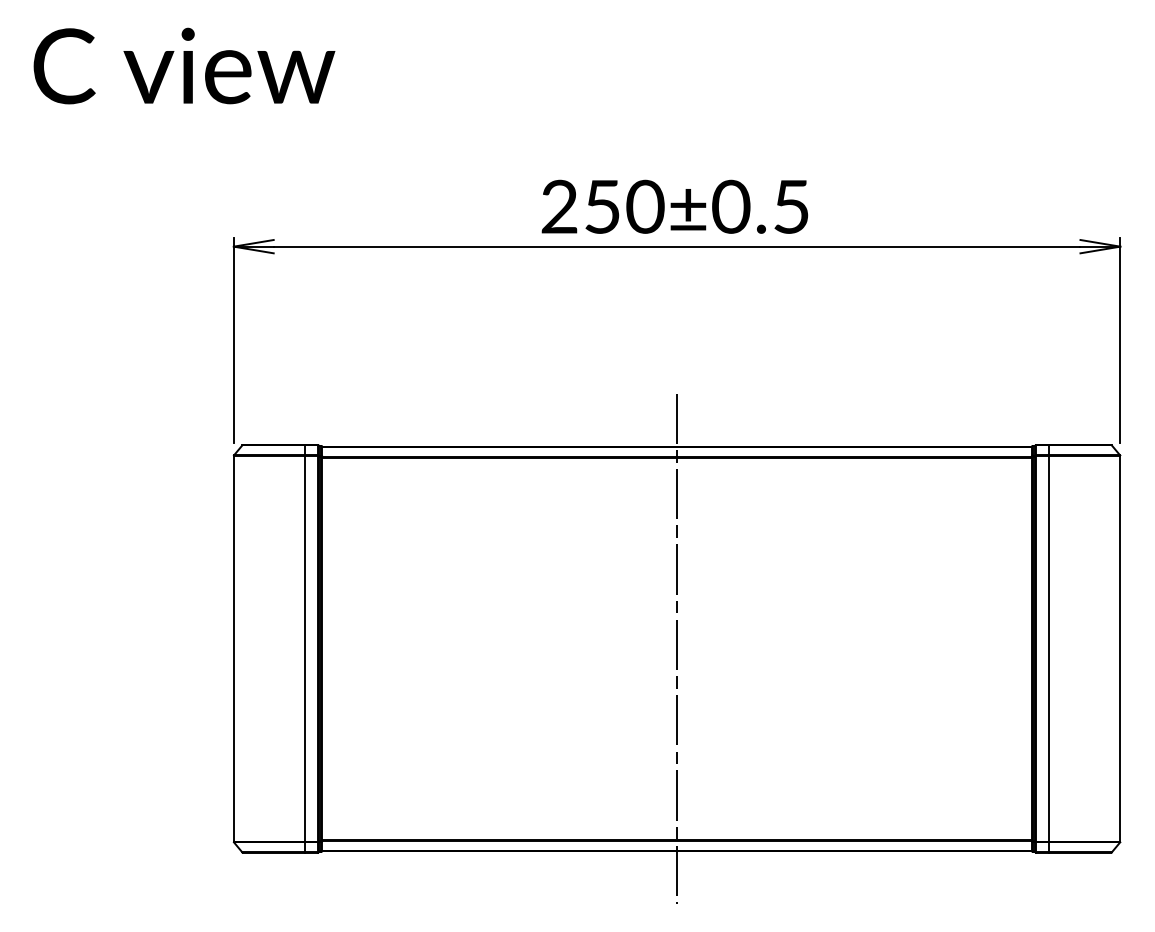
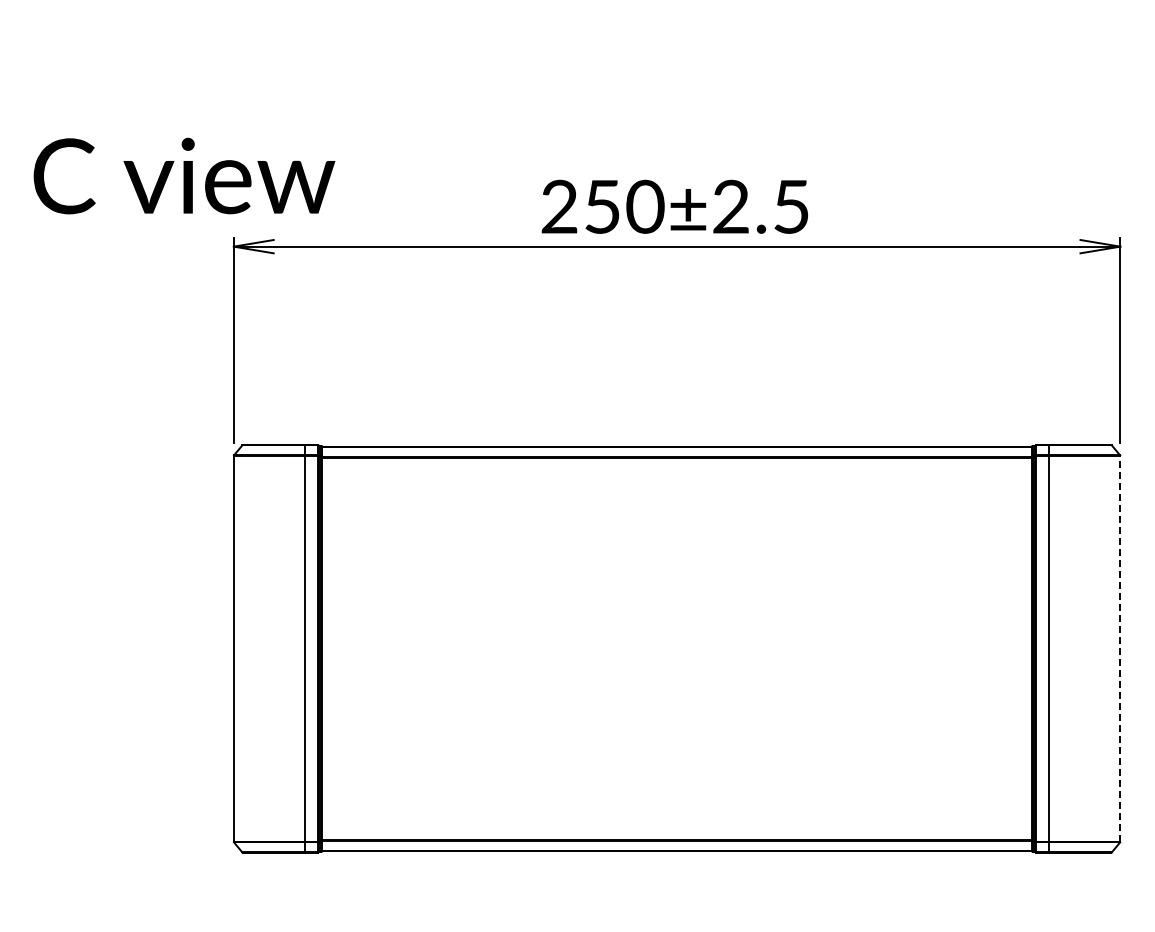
text position: (184, 65) -> (184, 175) (184, 175)
text: 250±0.5 -> 250±2.5 (731, 206)
line: present -> none (677, 648)
line: solid -> dashed (1120, 648)
